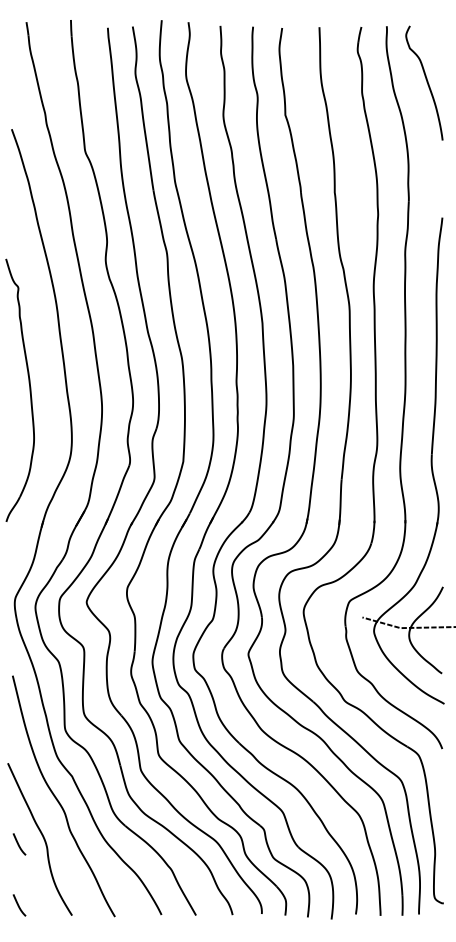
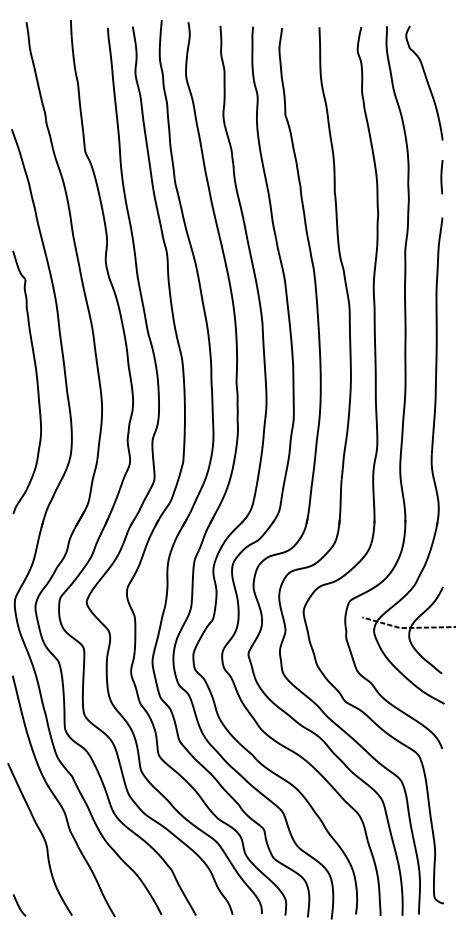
line: none -> present (441, 177)
part position: (29, 389) -> (36, 381) (36, 381)
curve: present -> none (19, 844)
